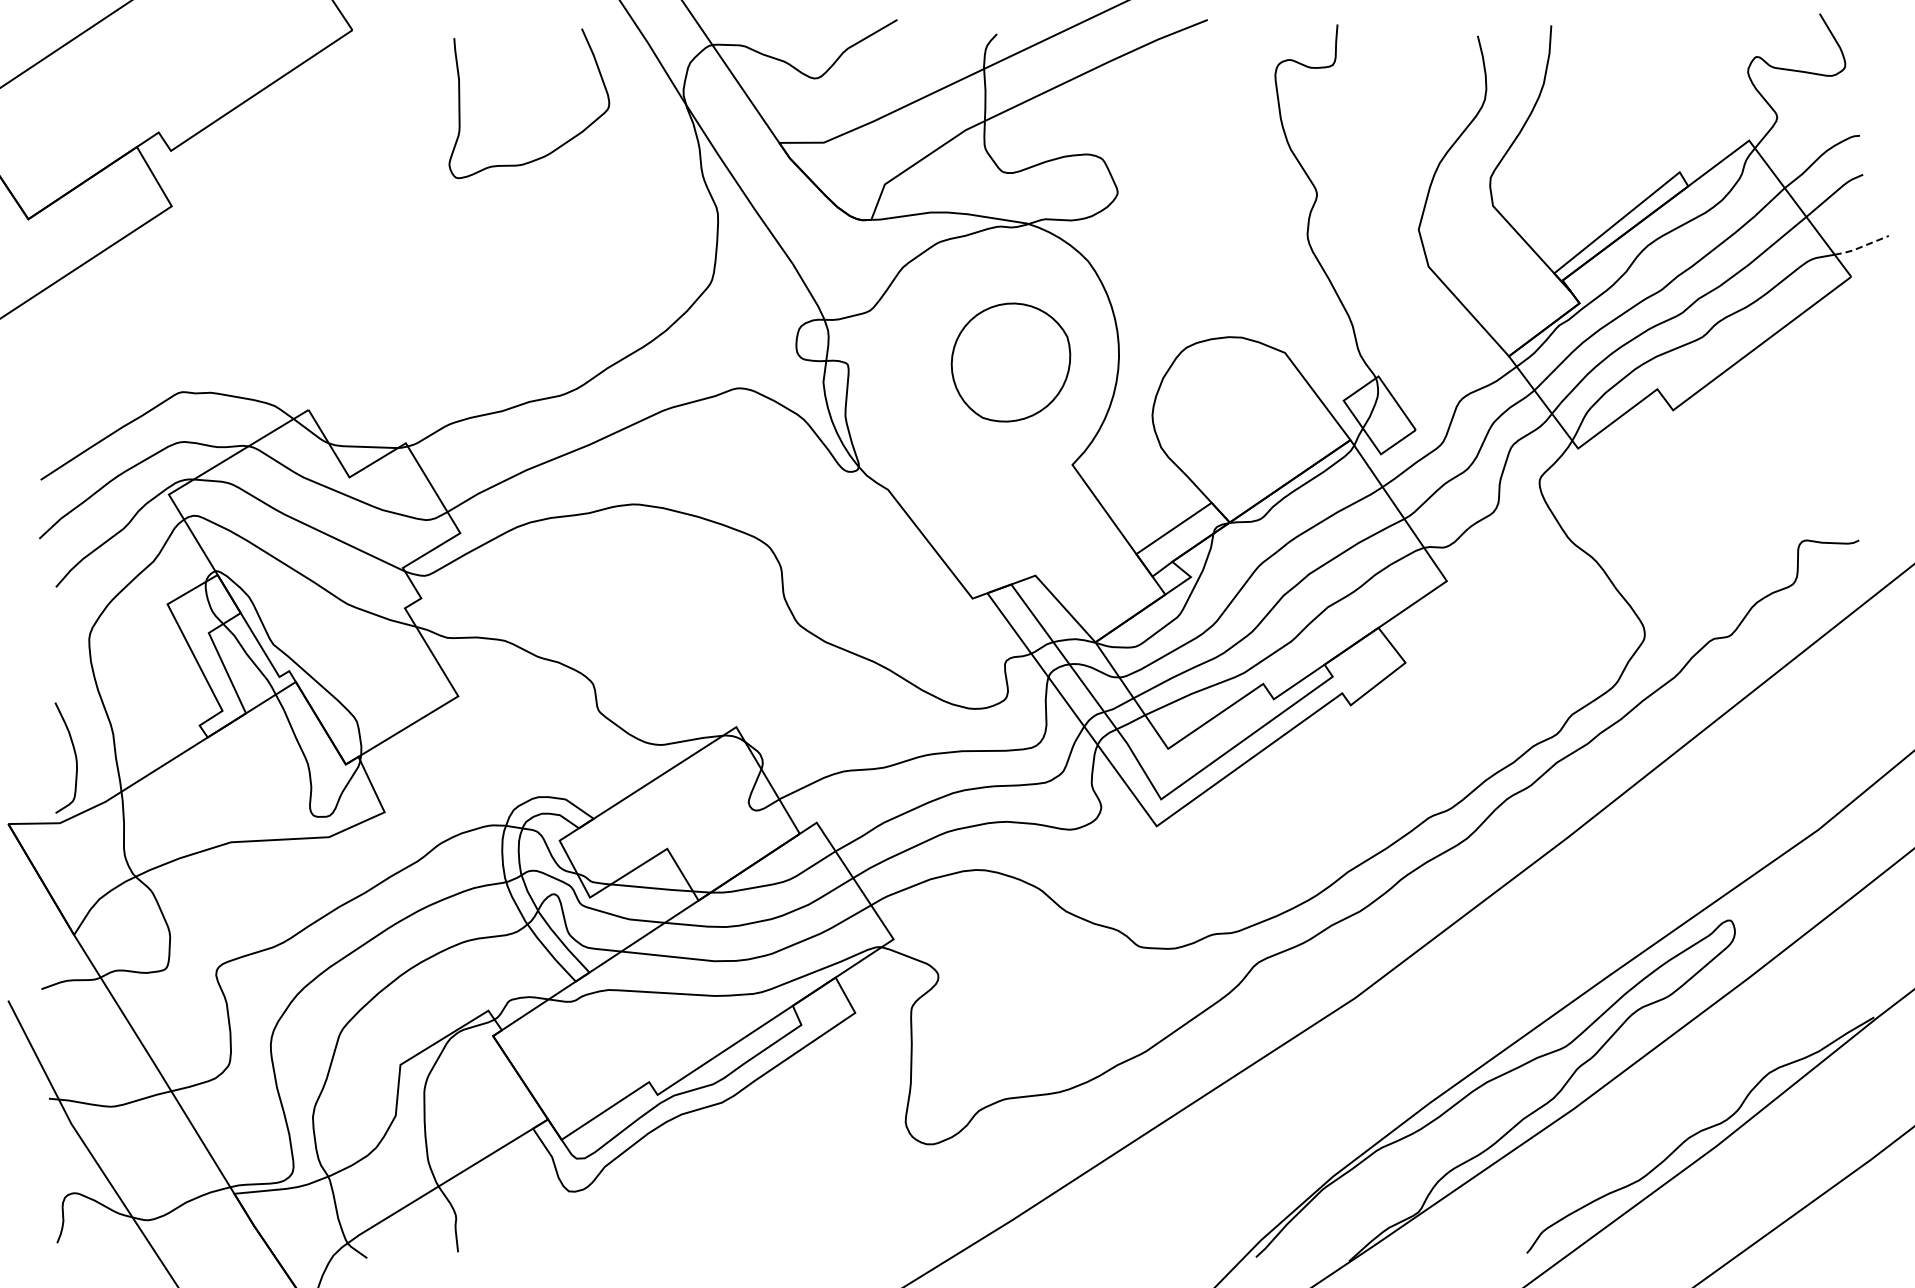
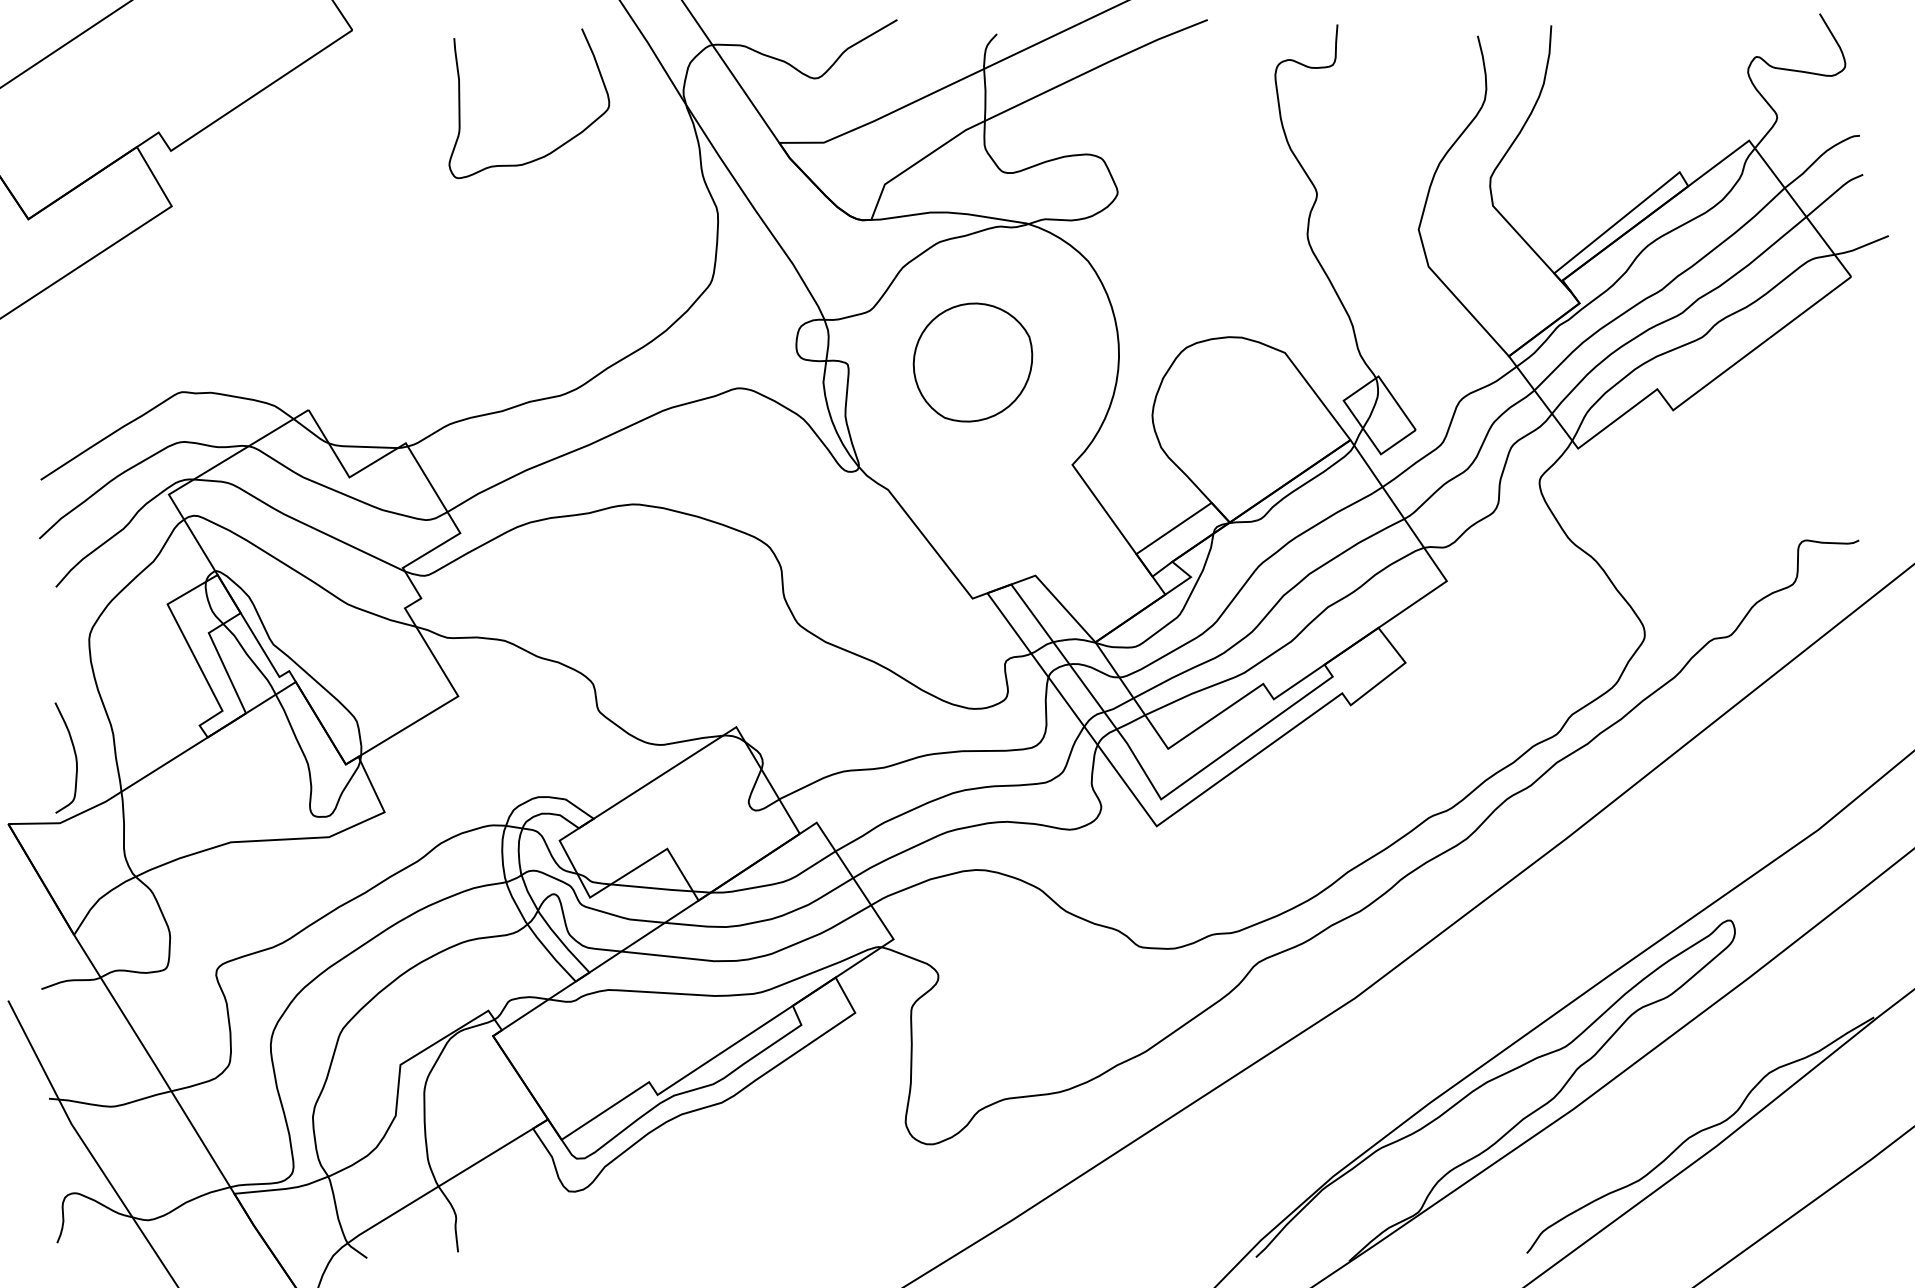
line: dashed -> solid (1861, 247)
part position: (1010, 362) -> (972, 362) (972, 362)
